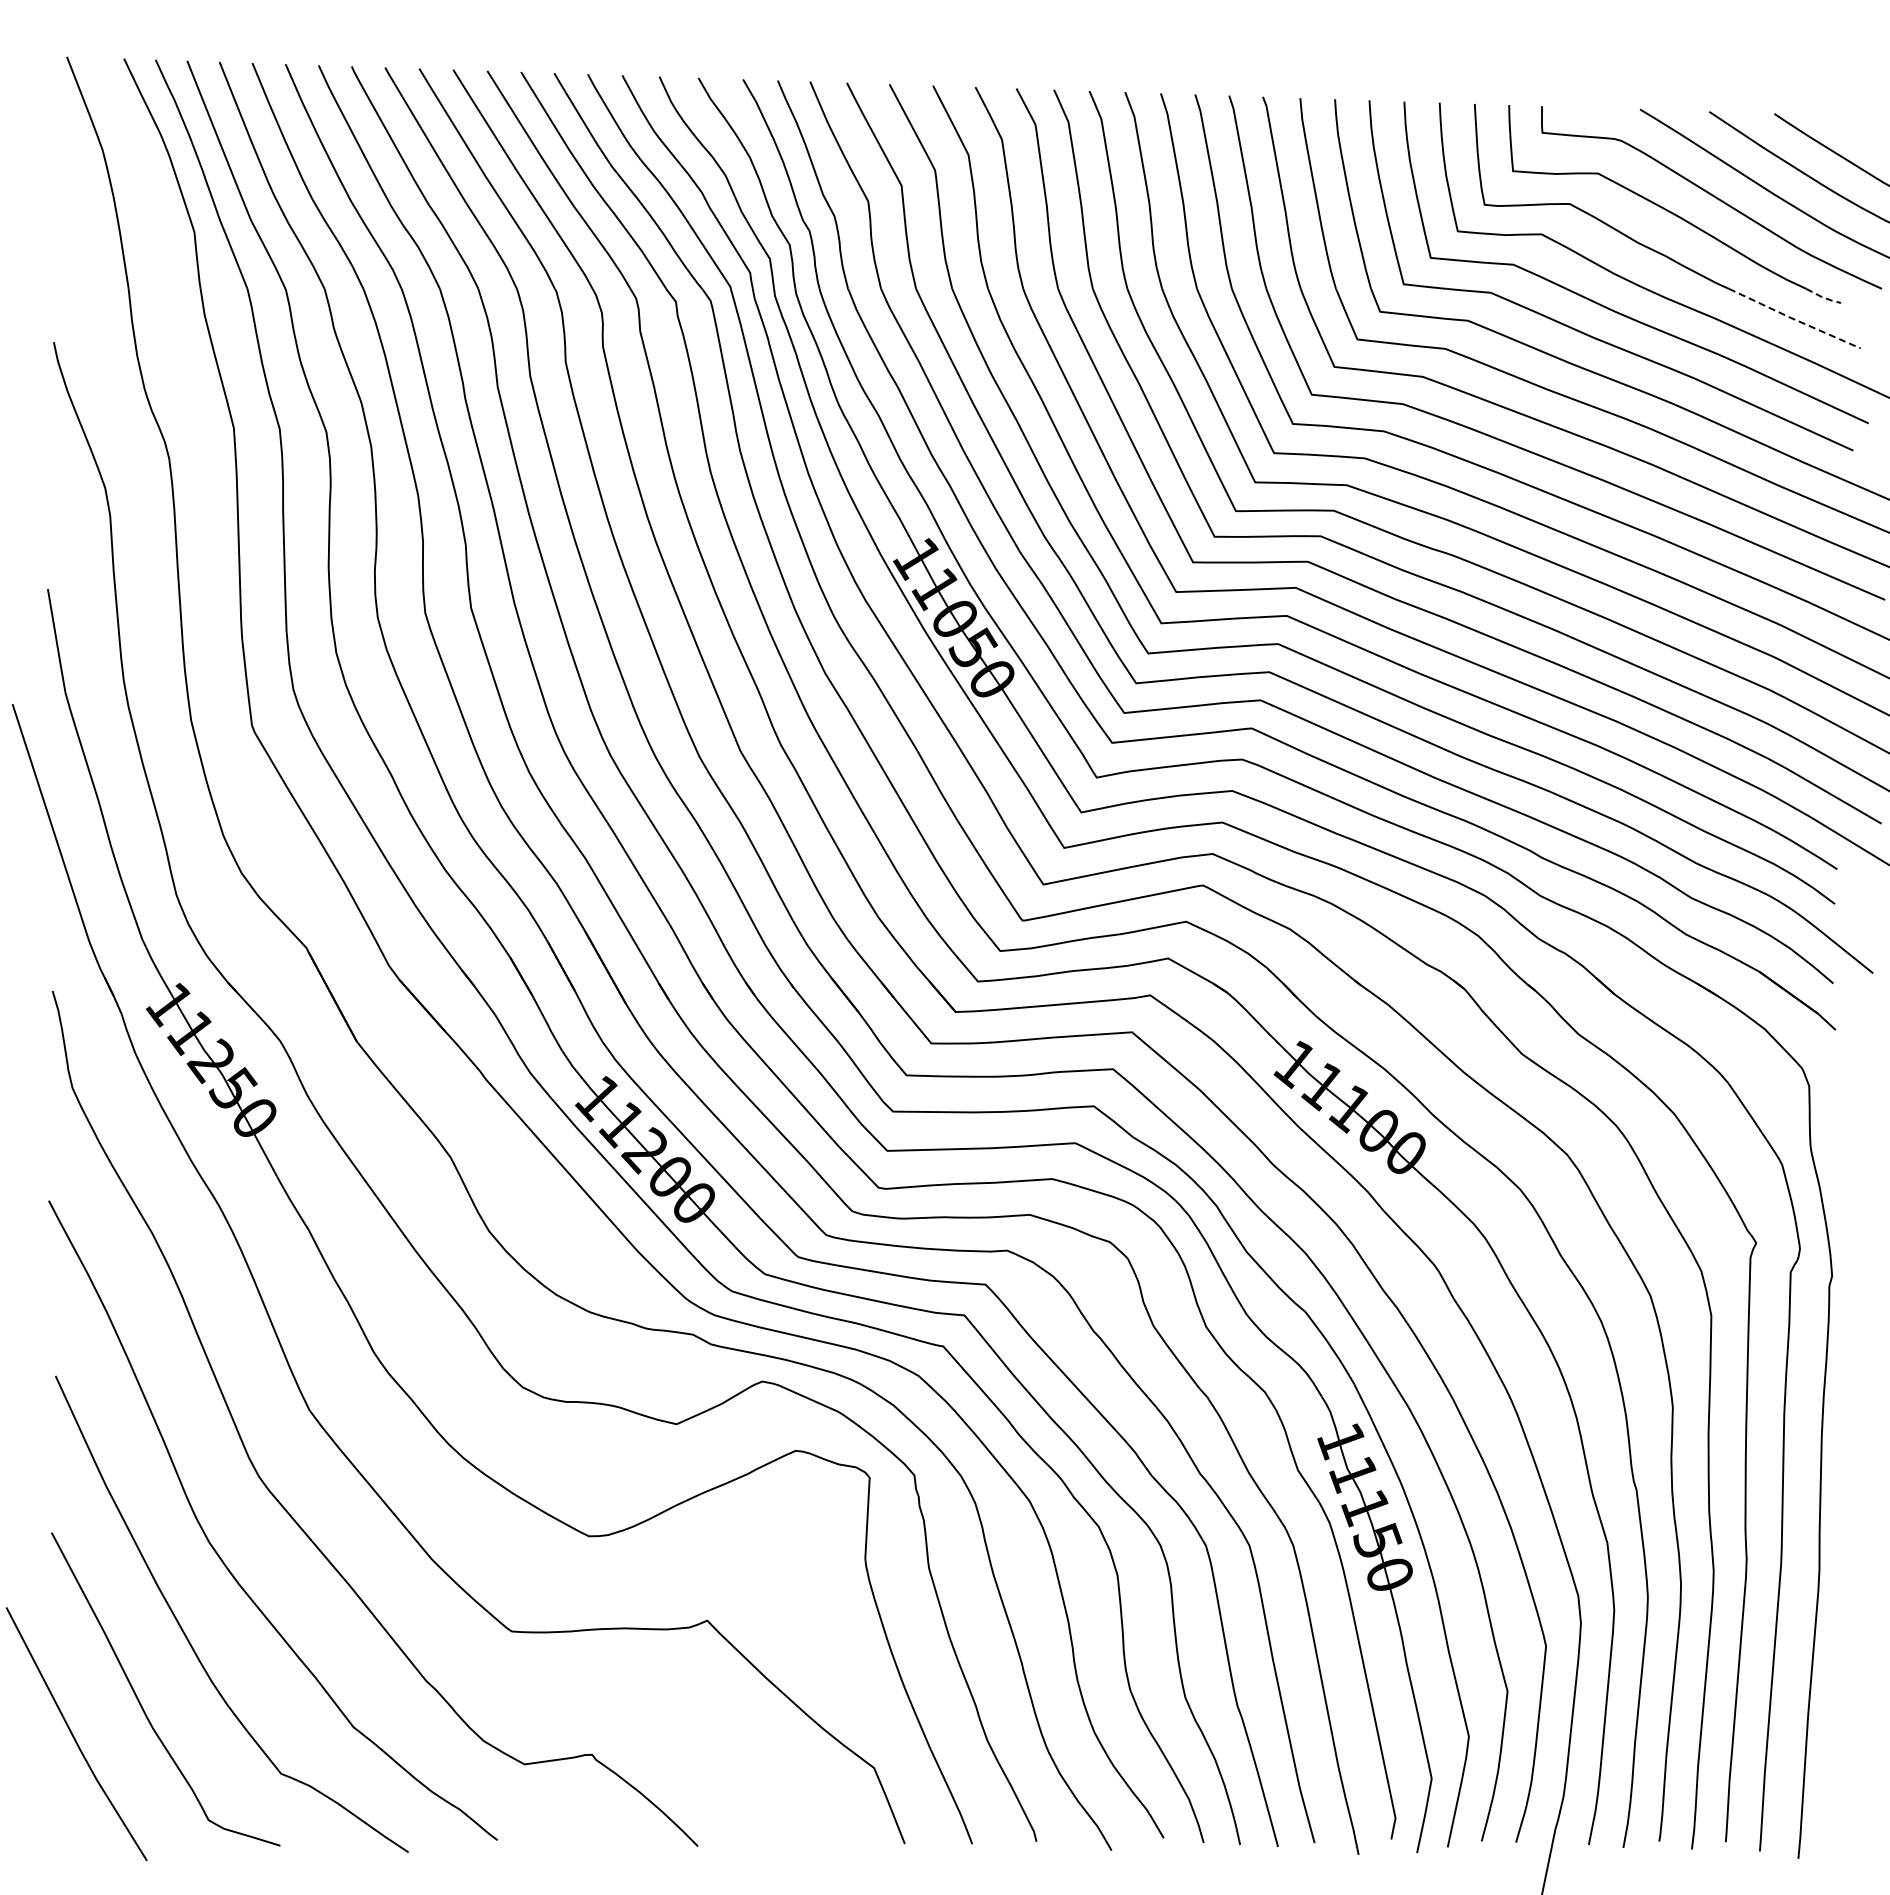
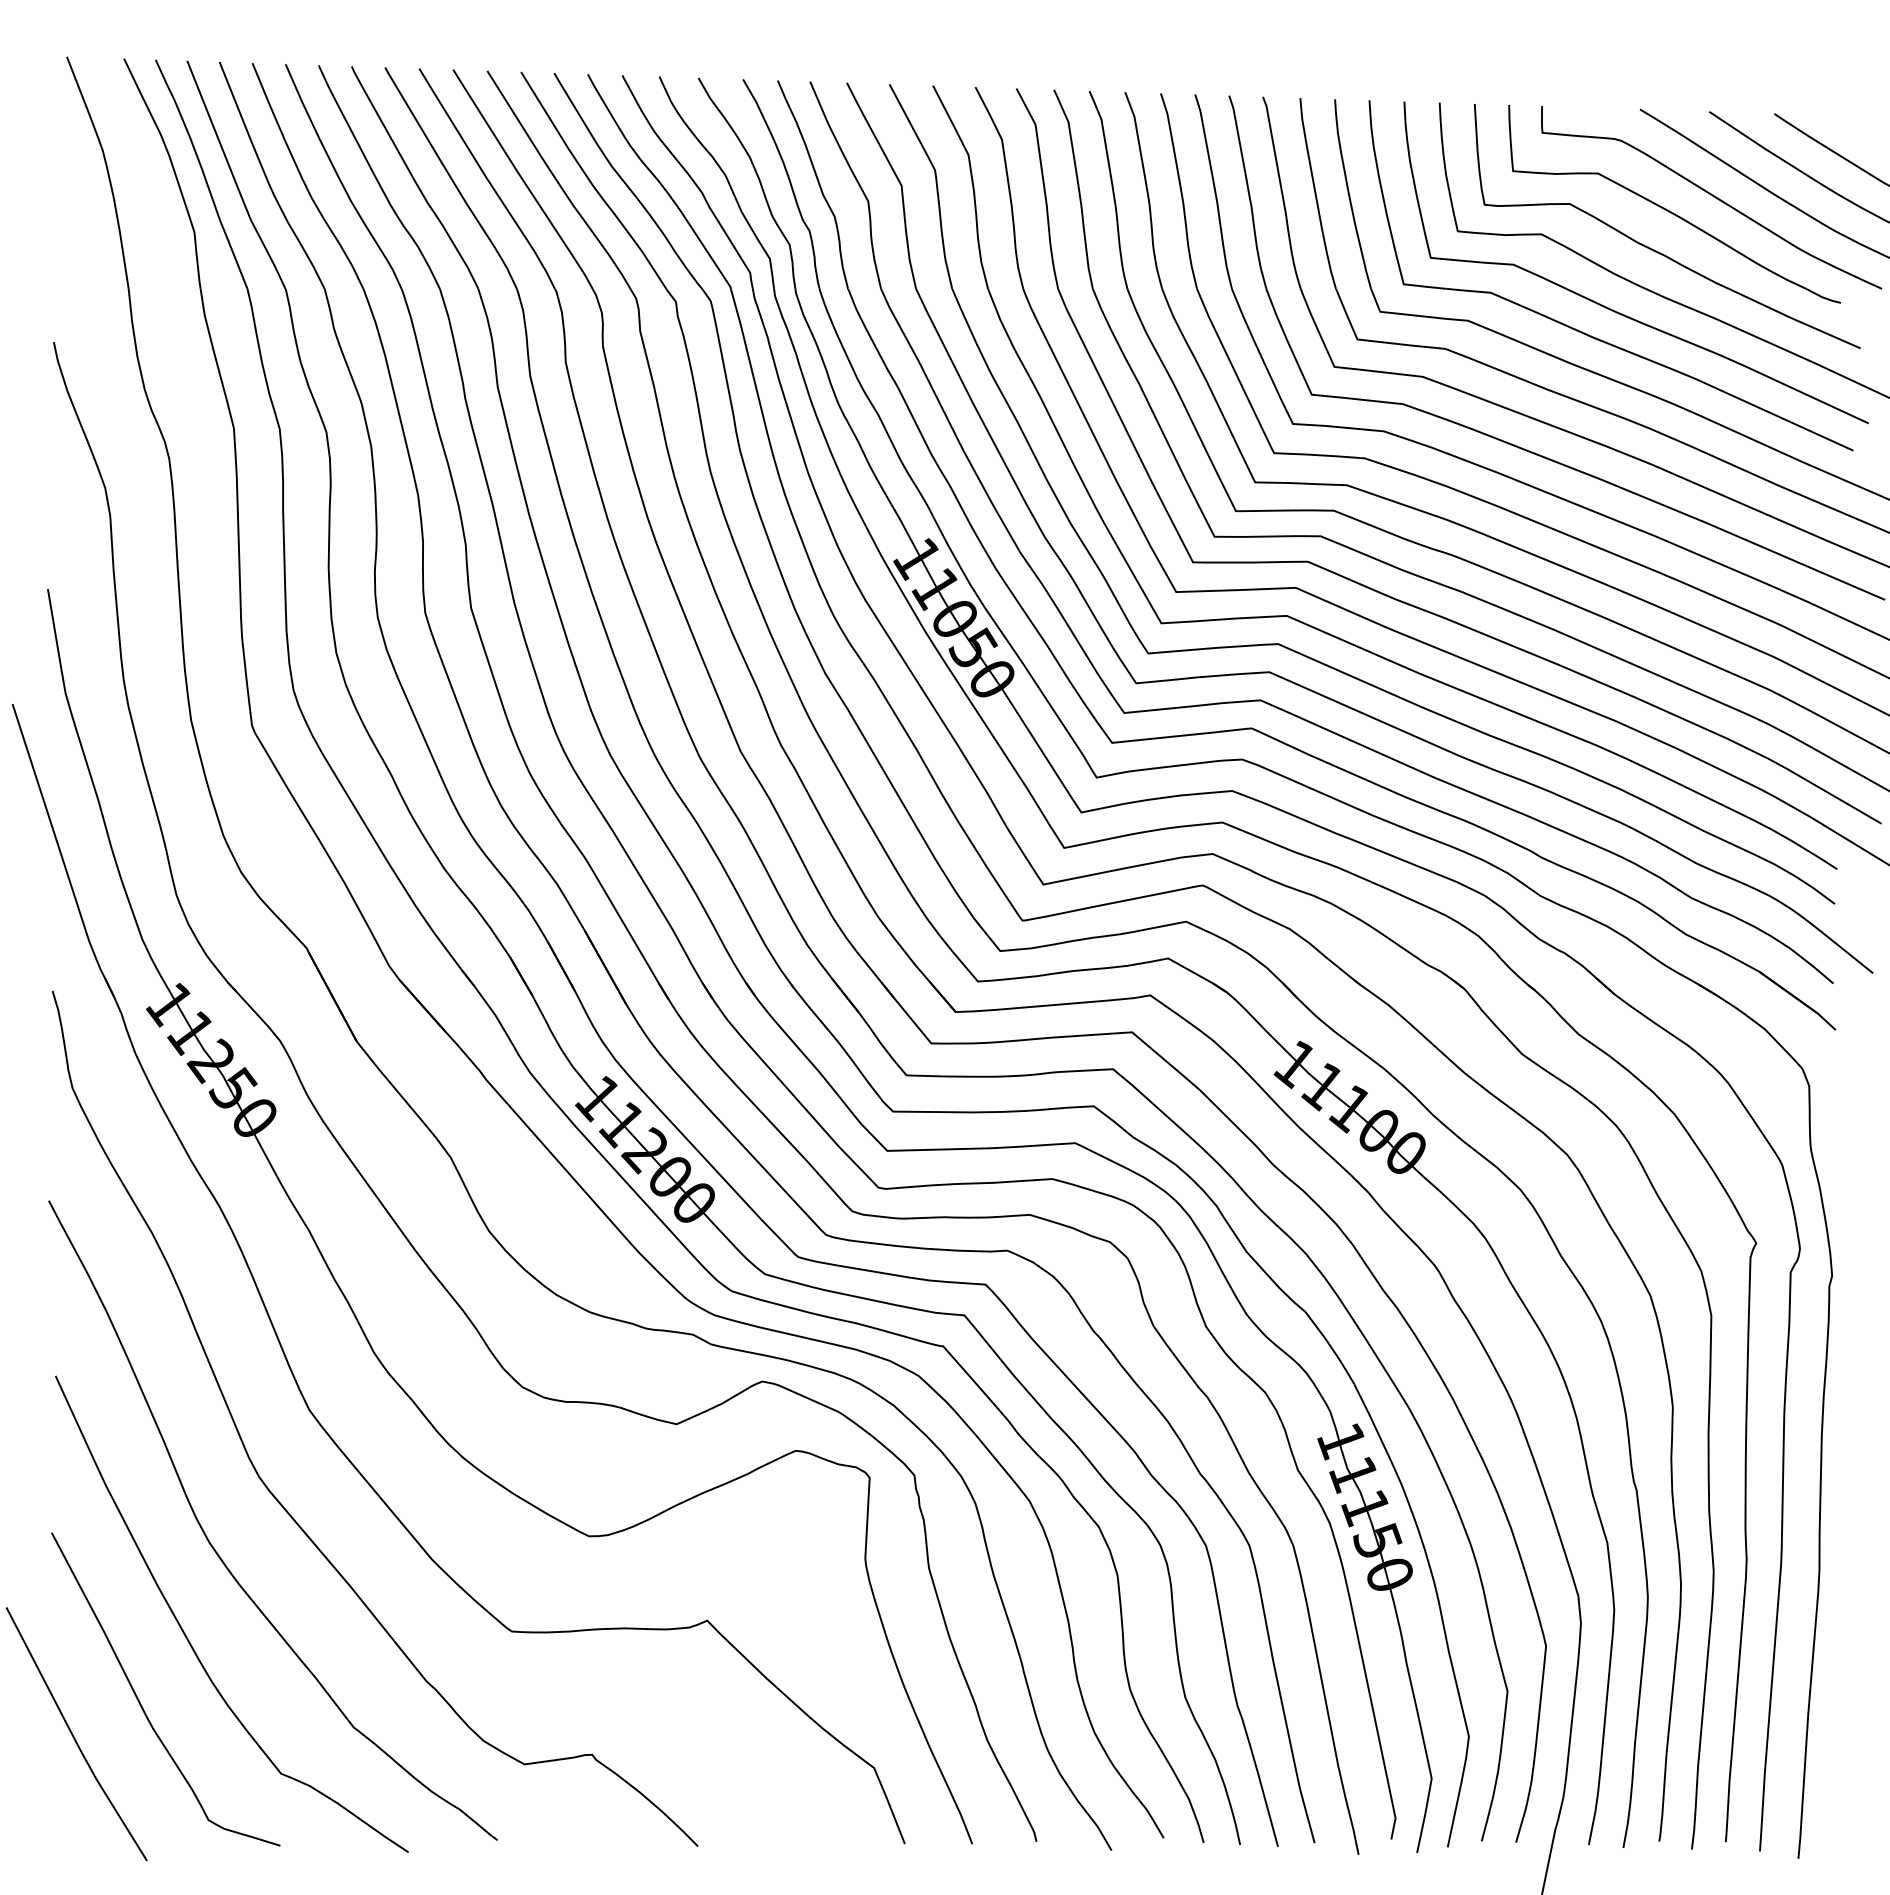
line: dashed -> solid (1823, 297)
line: dashed -> solid (1793, 319)
